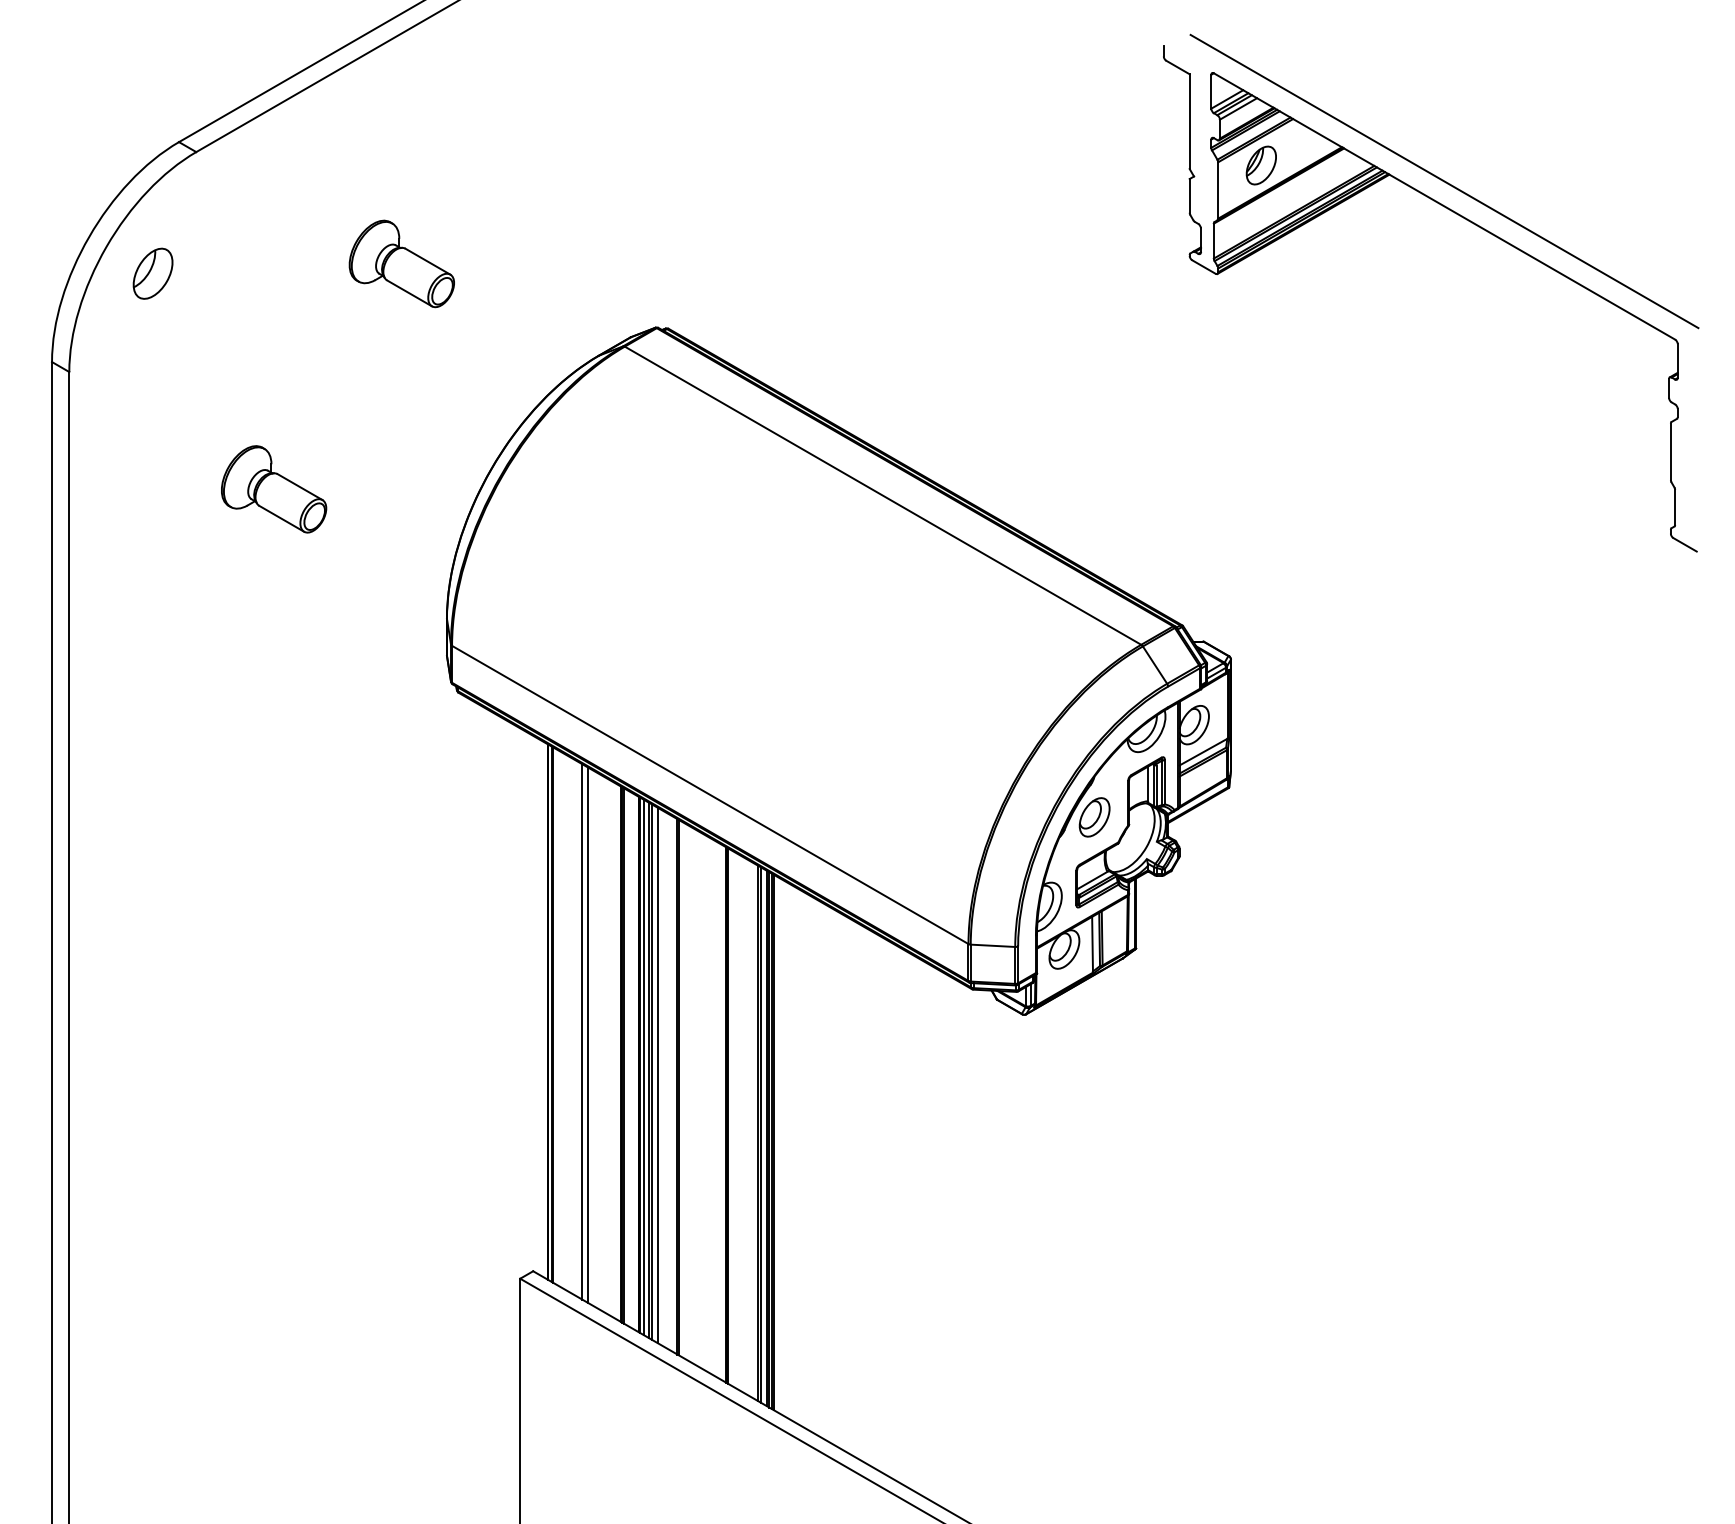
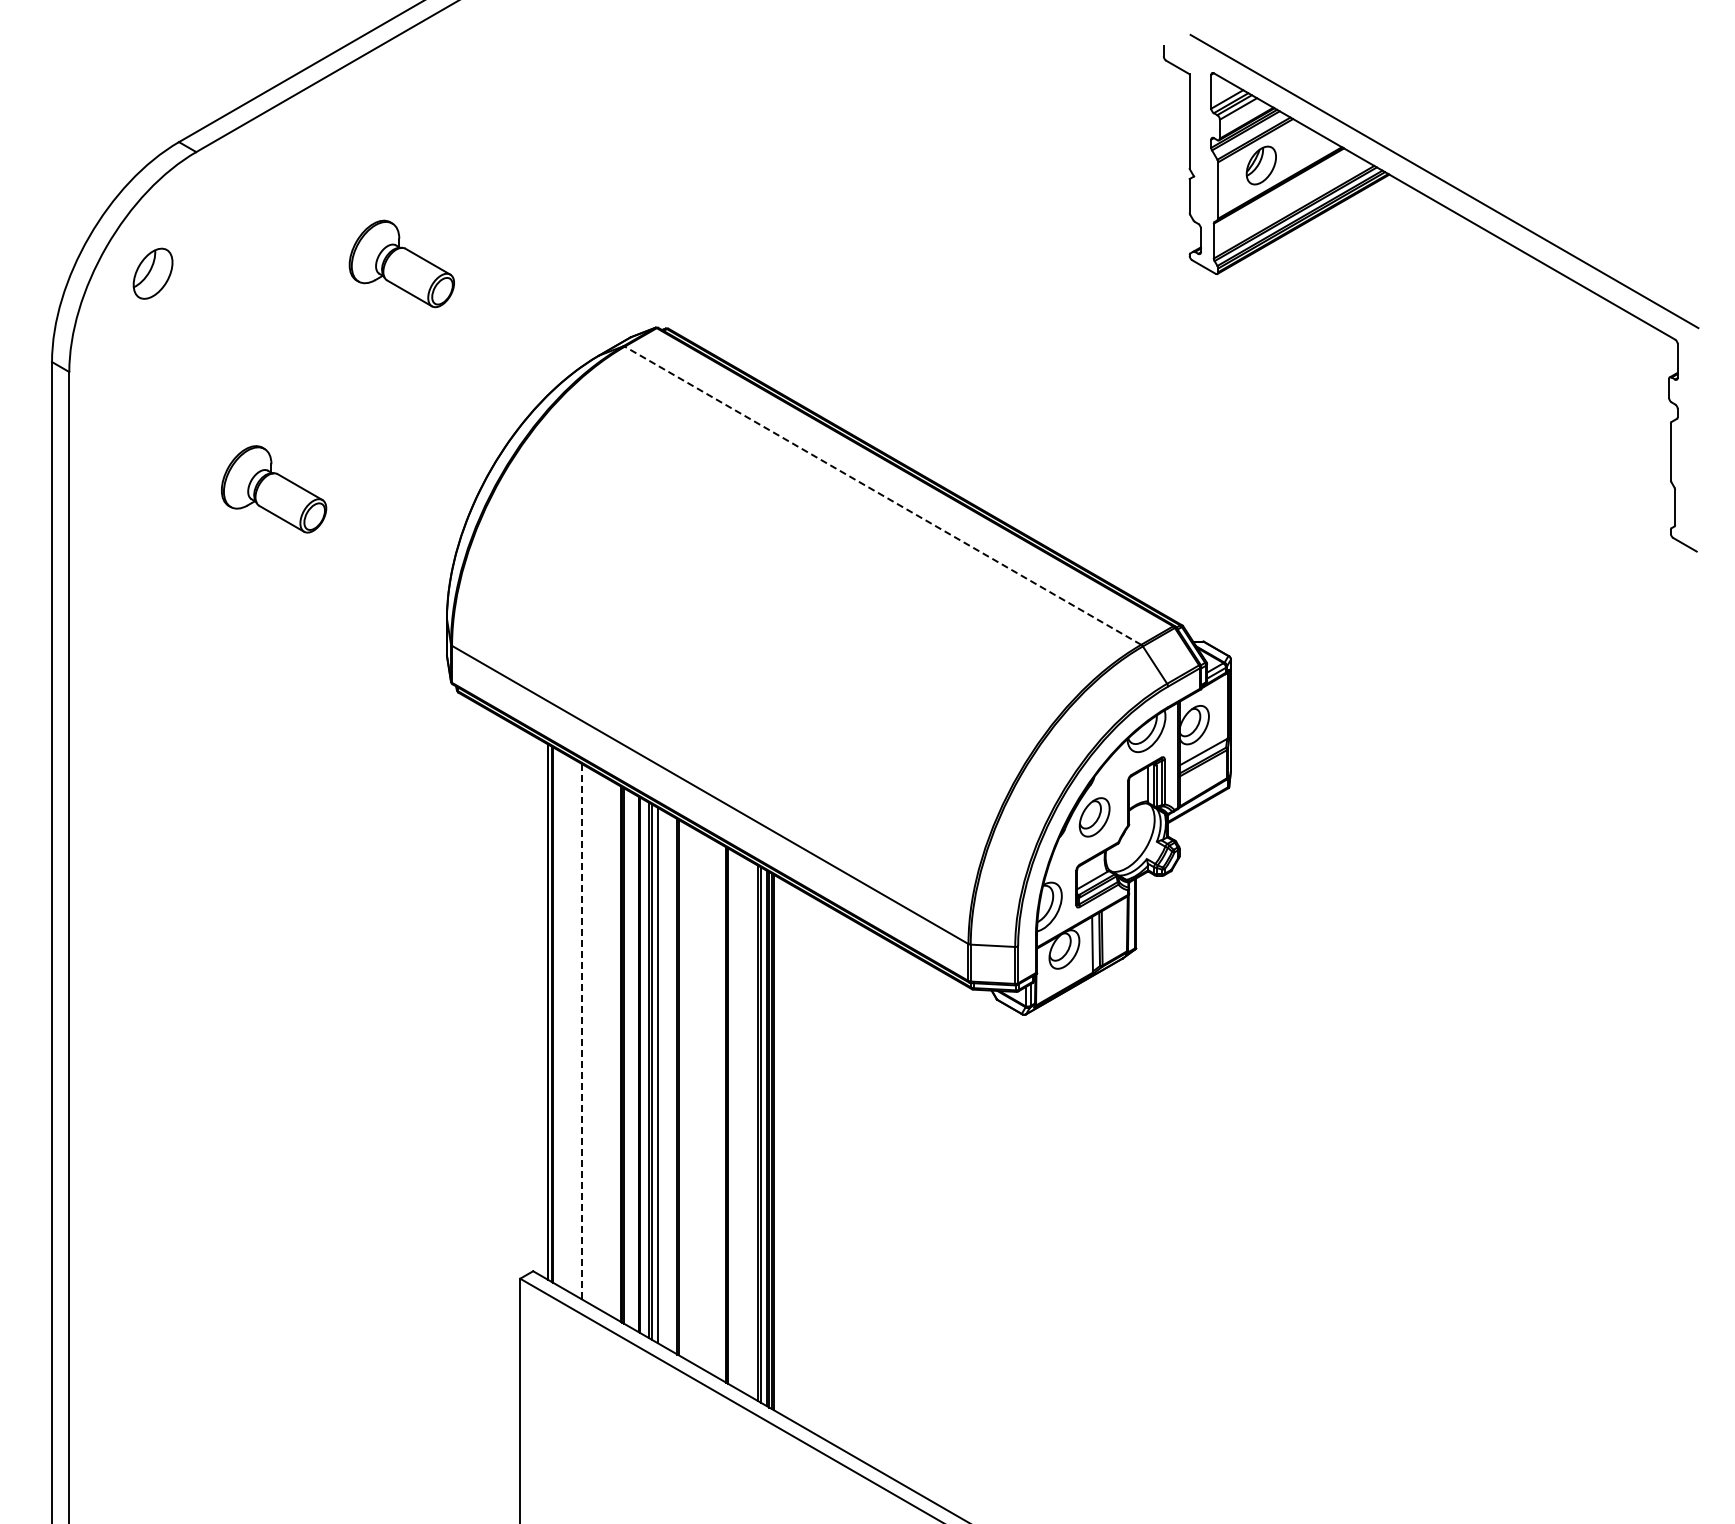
line: solid -> dashed (882, 495)
line: solid -> dashed (582, 1031)
line: present -> none (587, 1034)
line: present -> none (643, 1066)
